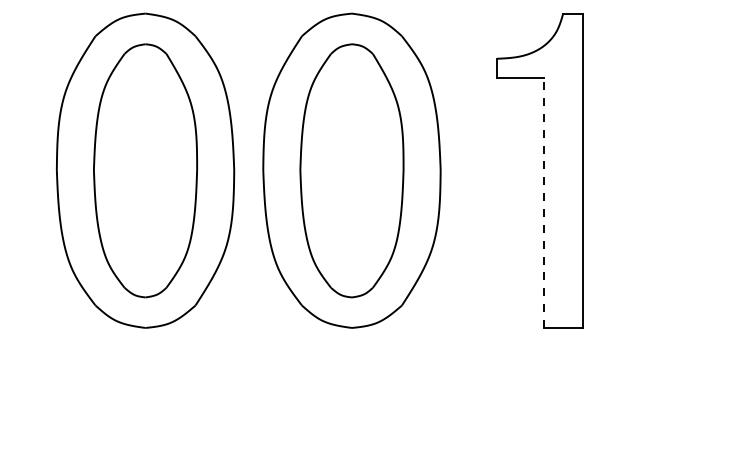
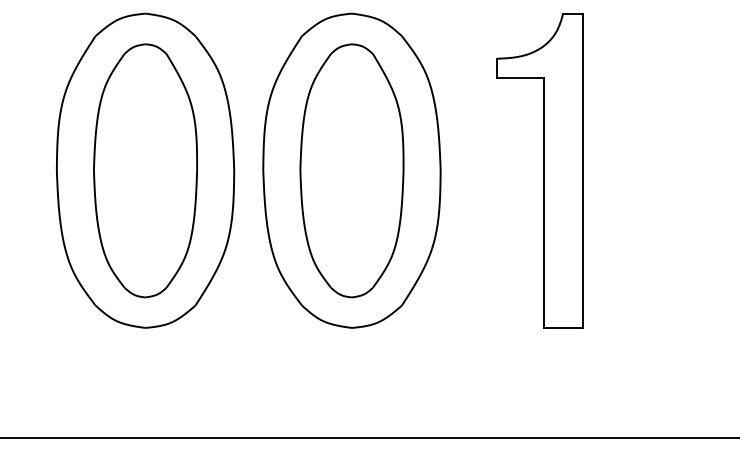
line: dashed -> solid (544, 202)
line: none -> present (369, 438)
